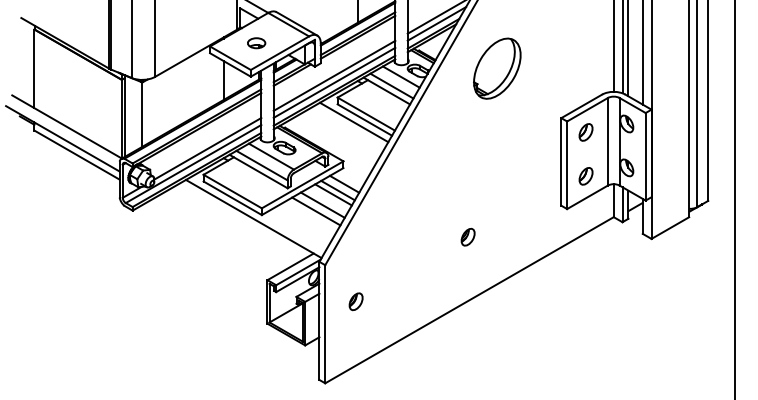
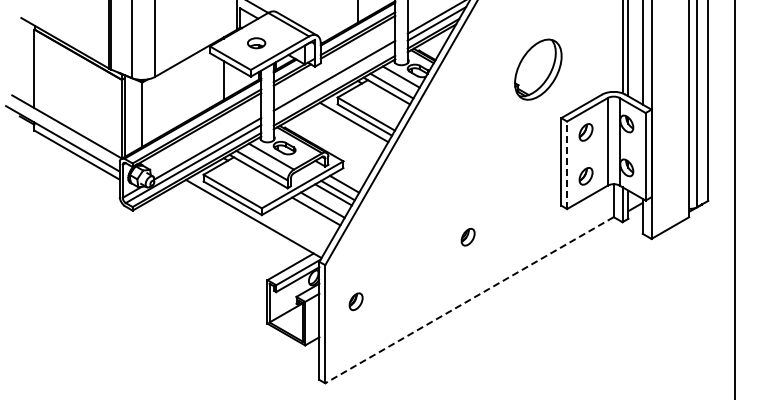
line: present -> none (613, 46)
part position: (497, 68) -> (538, 69) (538, 69)
line: present -> none (334, 82)
line: solid -> dashed (567, 165)
line: solid -> dashed (469, 300)
